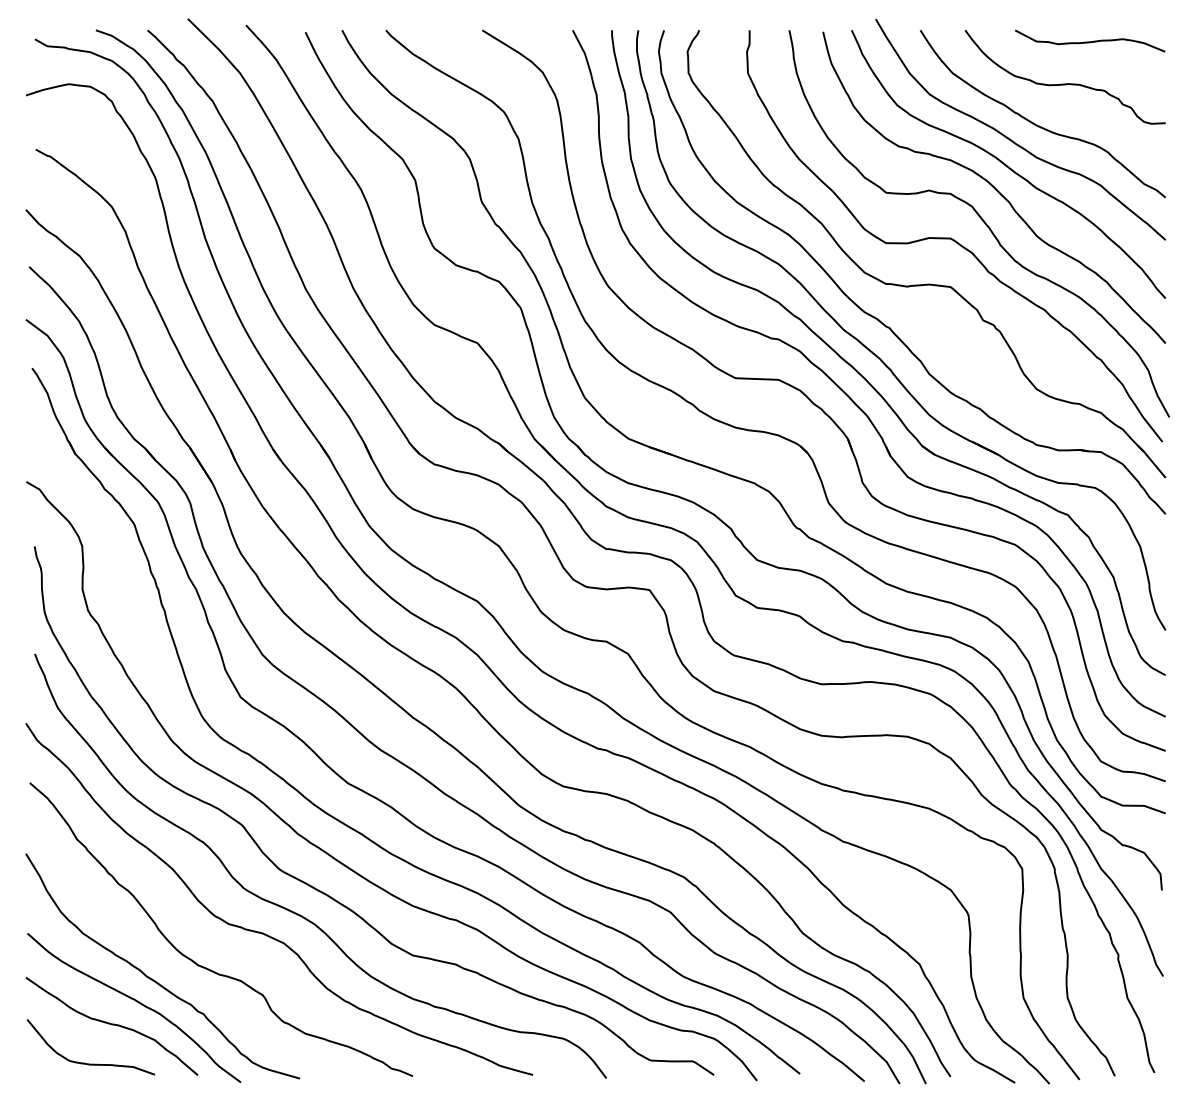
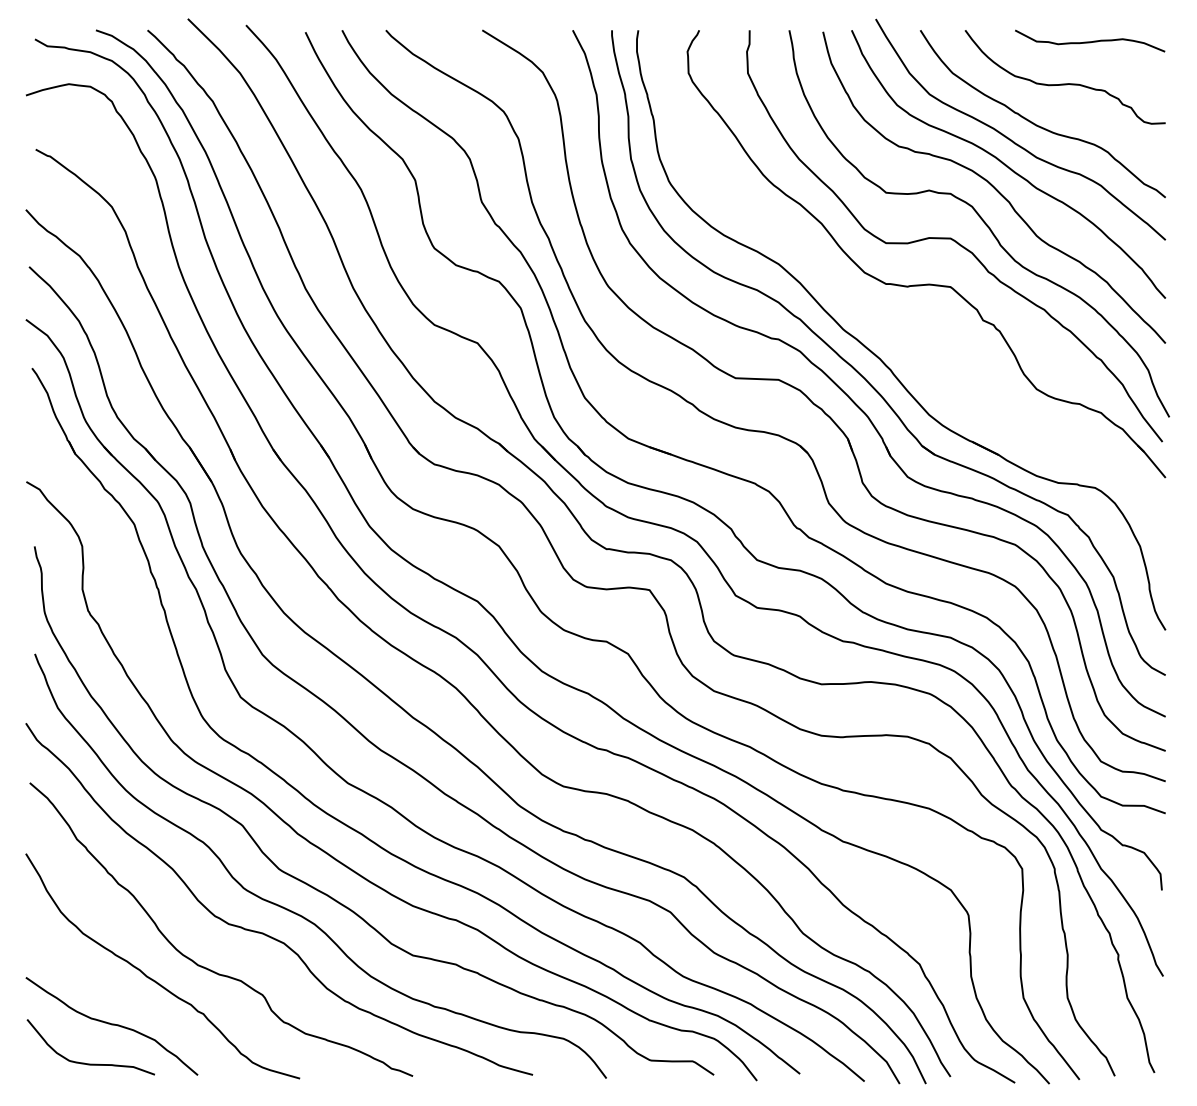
part: present -> none (878, 318)
curve: present -> none (138, 1003)
